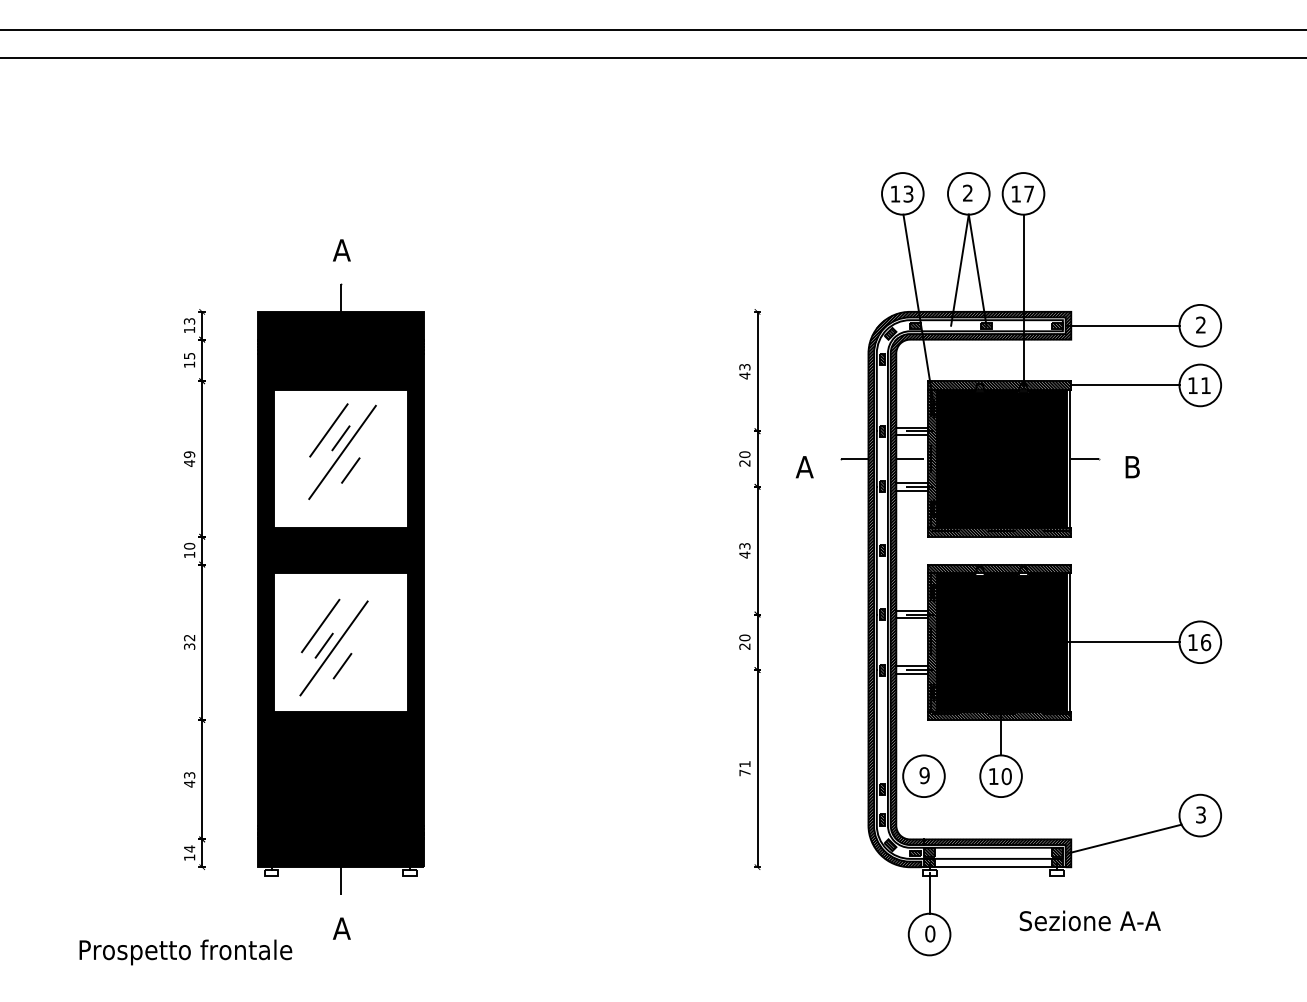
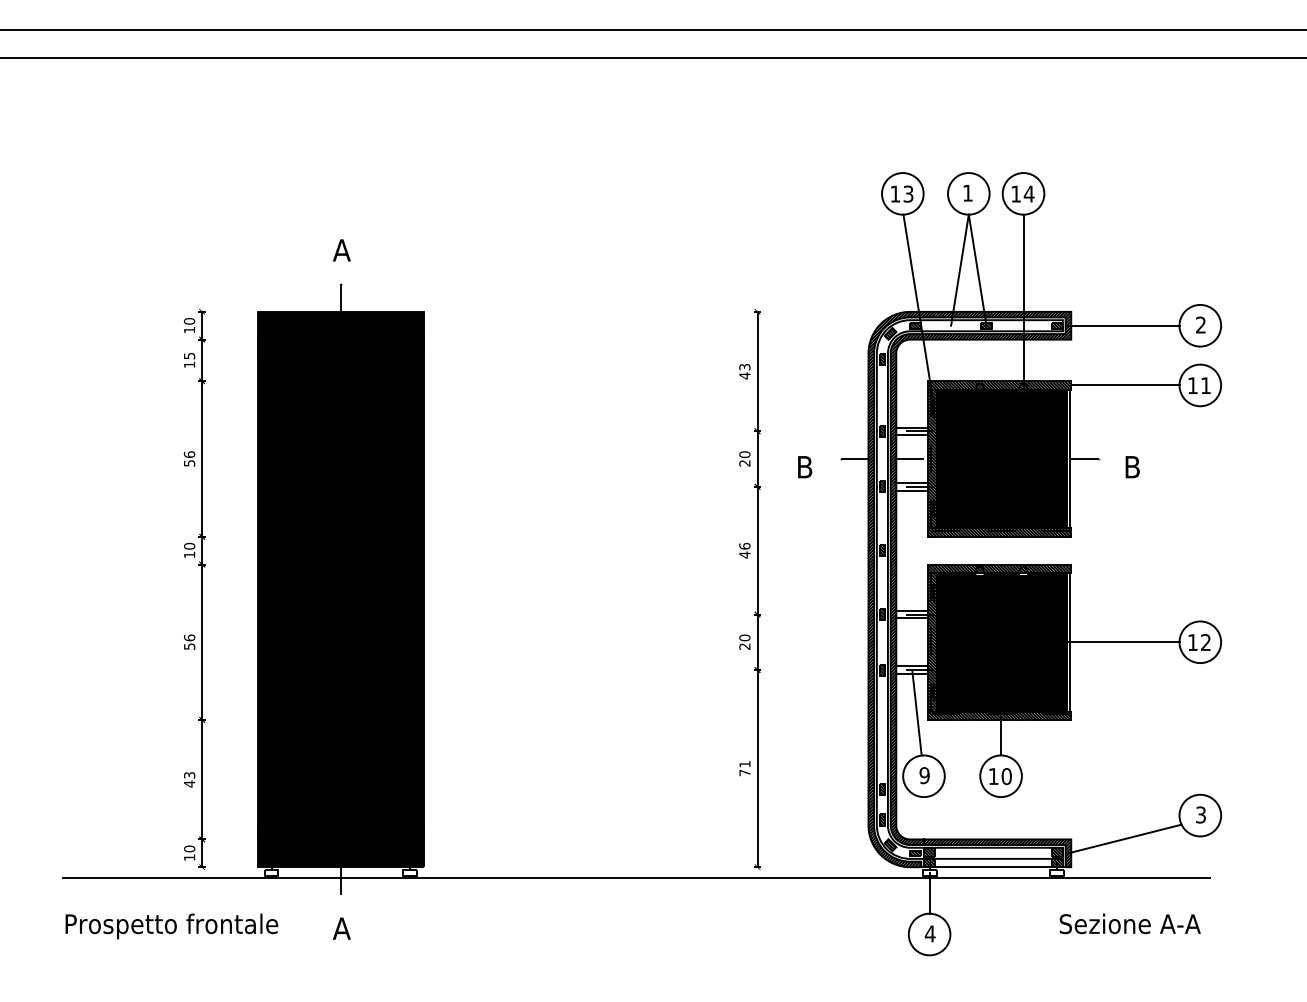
text: 2 -> 1 (967, 192)
text: 17 -> 14 (1028, 193)
text: 13 -> 10 (189, 321)
text: 49 -> 56 (189, 458)
fill: none -> present (340, 458)
text: A -> B (804, 467)
text: 43 -> 46 (744, 545)
text: 32 -> 56 (189, 641)
fill: none -> present (340, 641)
text: 16 -> 12 (1206, 642)
line: none -> present (916, 712)
text: 14 -> 10 (189, 848)
line: none -> present (636, 878)
text position: (1089, 920) -> (1129, 923) (1129, 923)
text: 0 -> 4 (929, 933)
text position: (185, 952) -> (171, 926) (171, 926)
